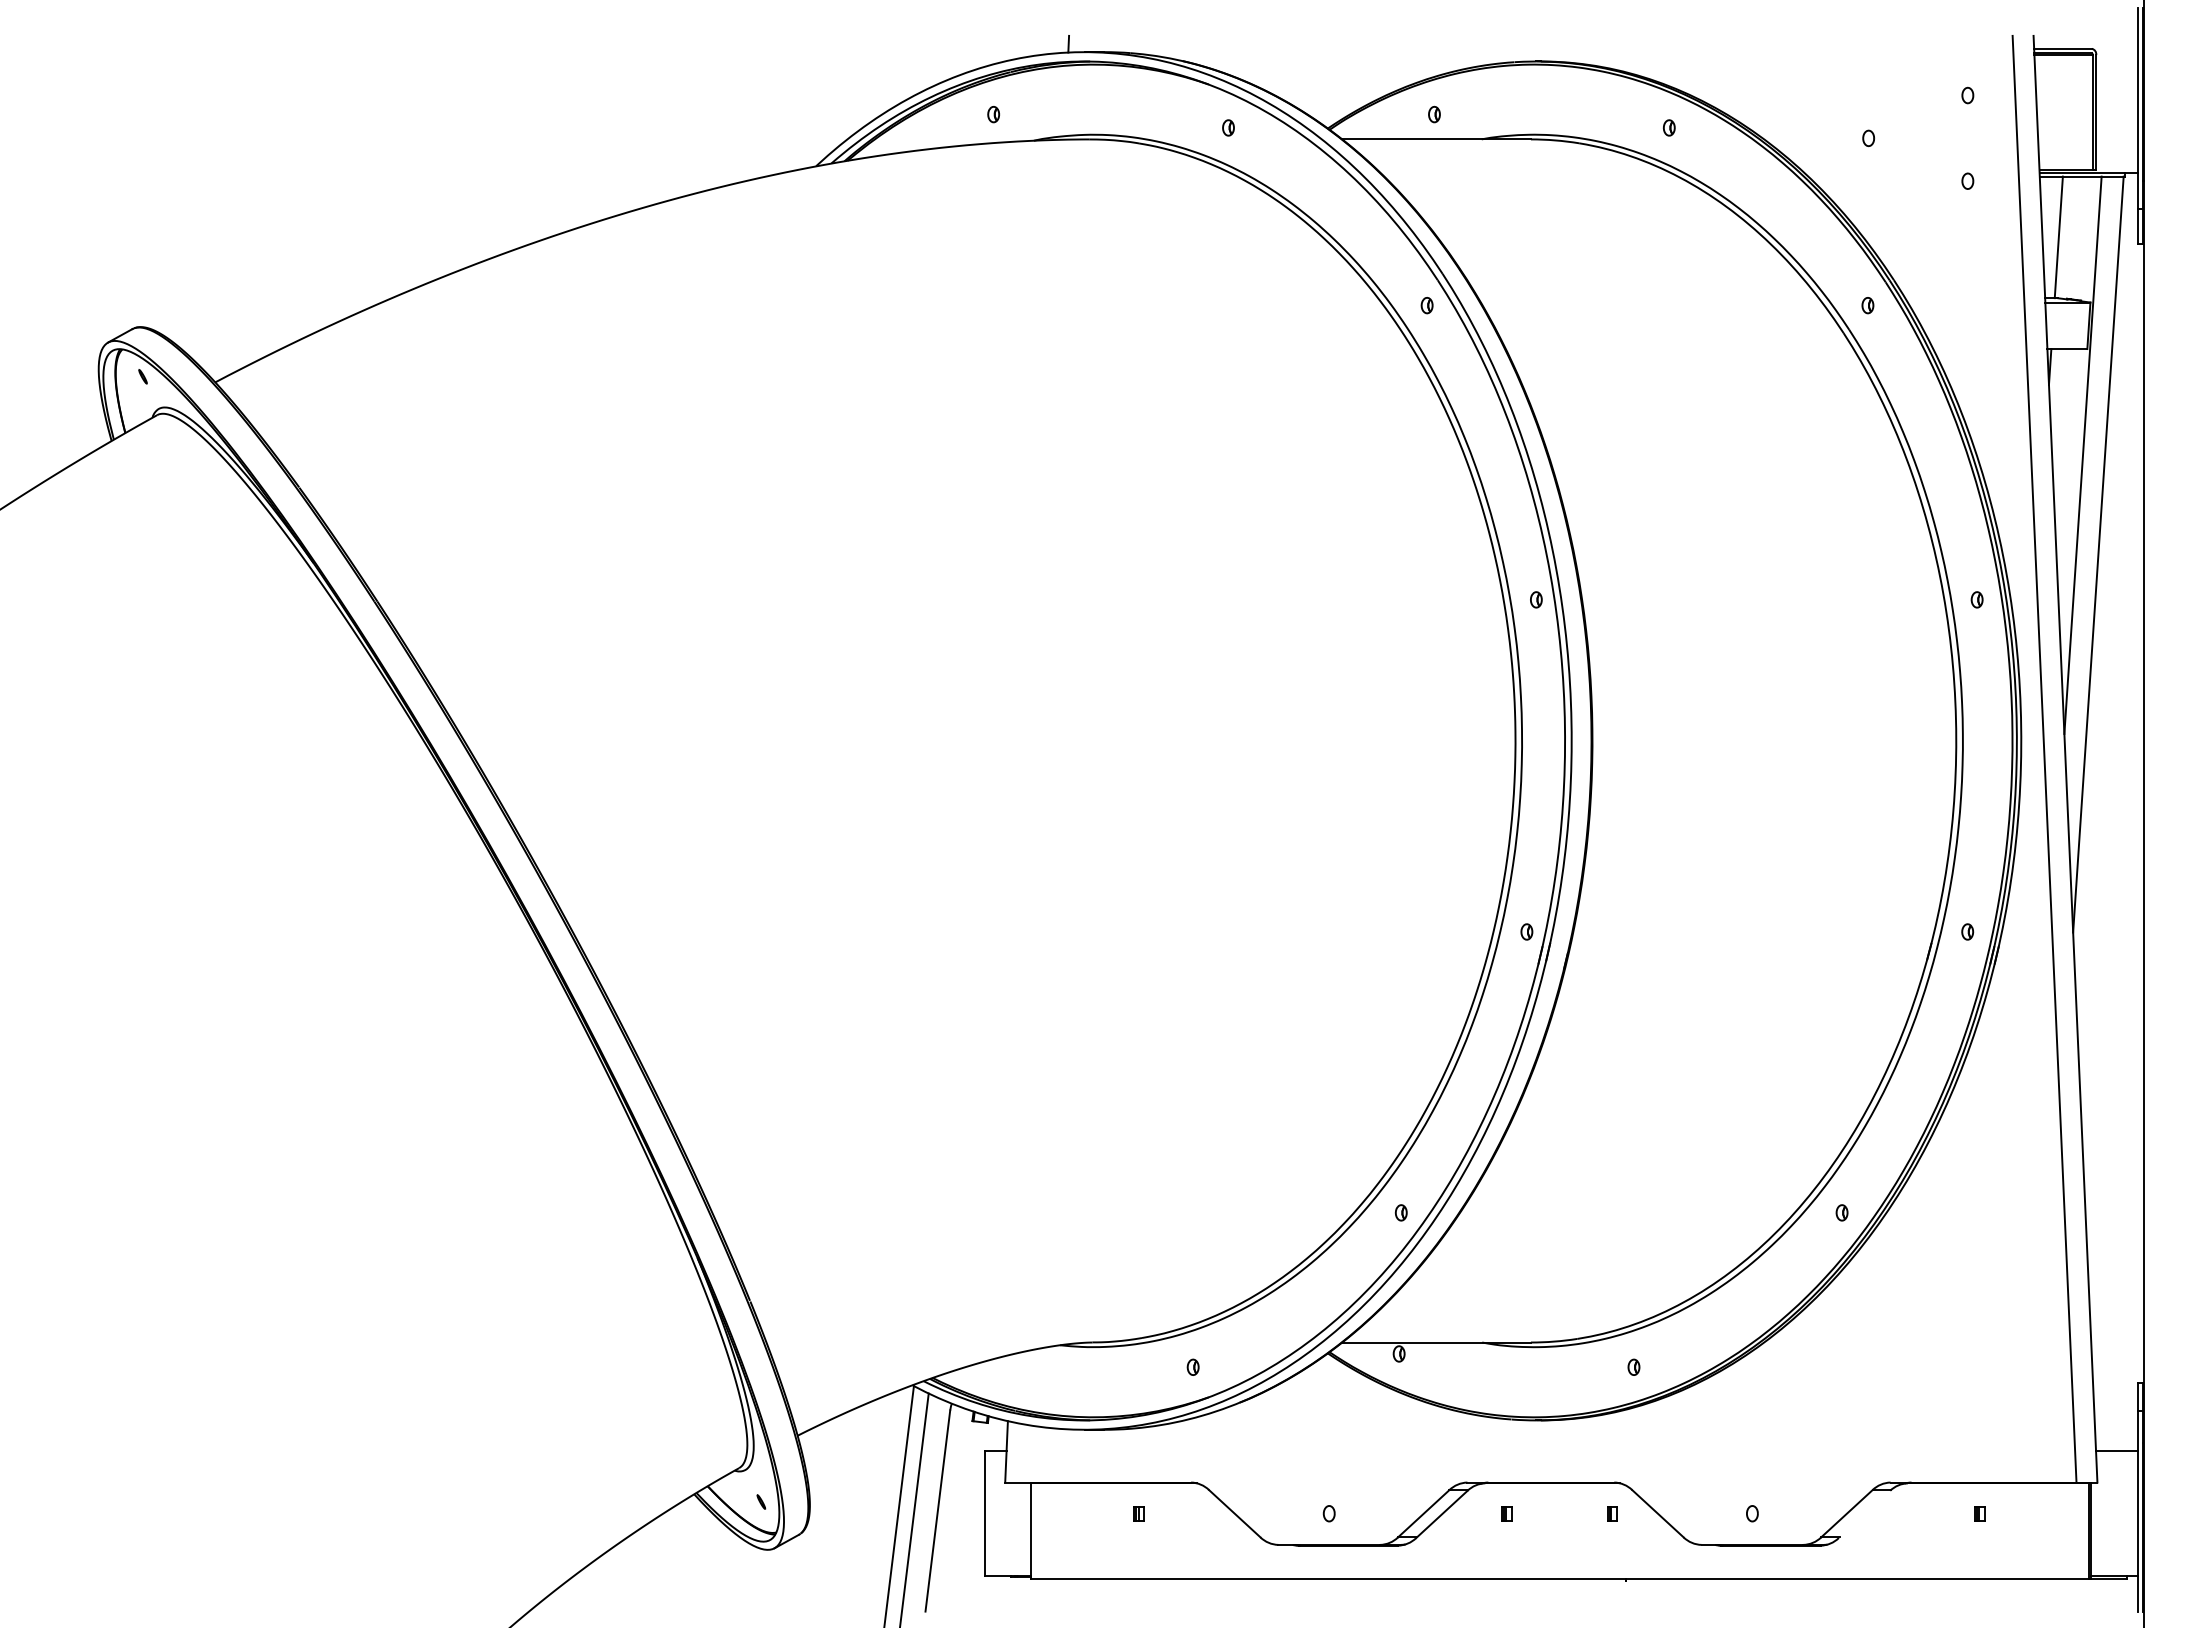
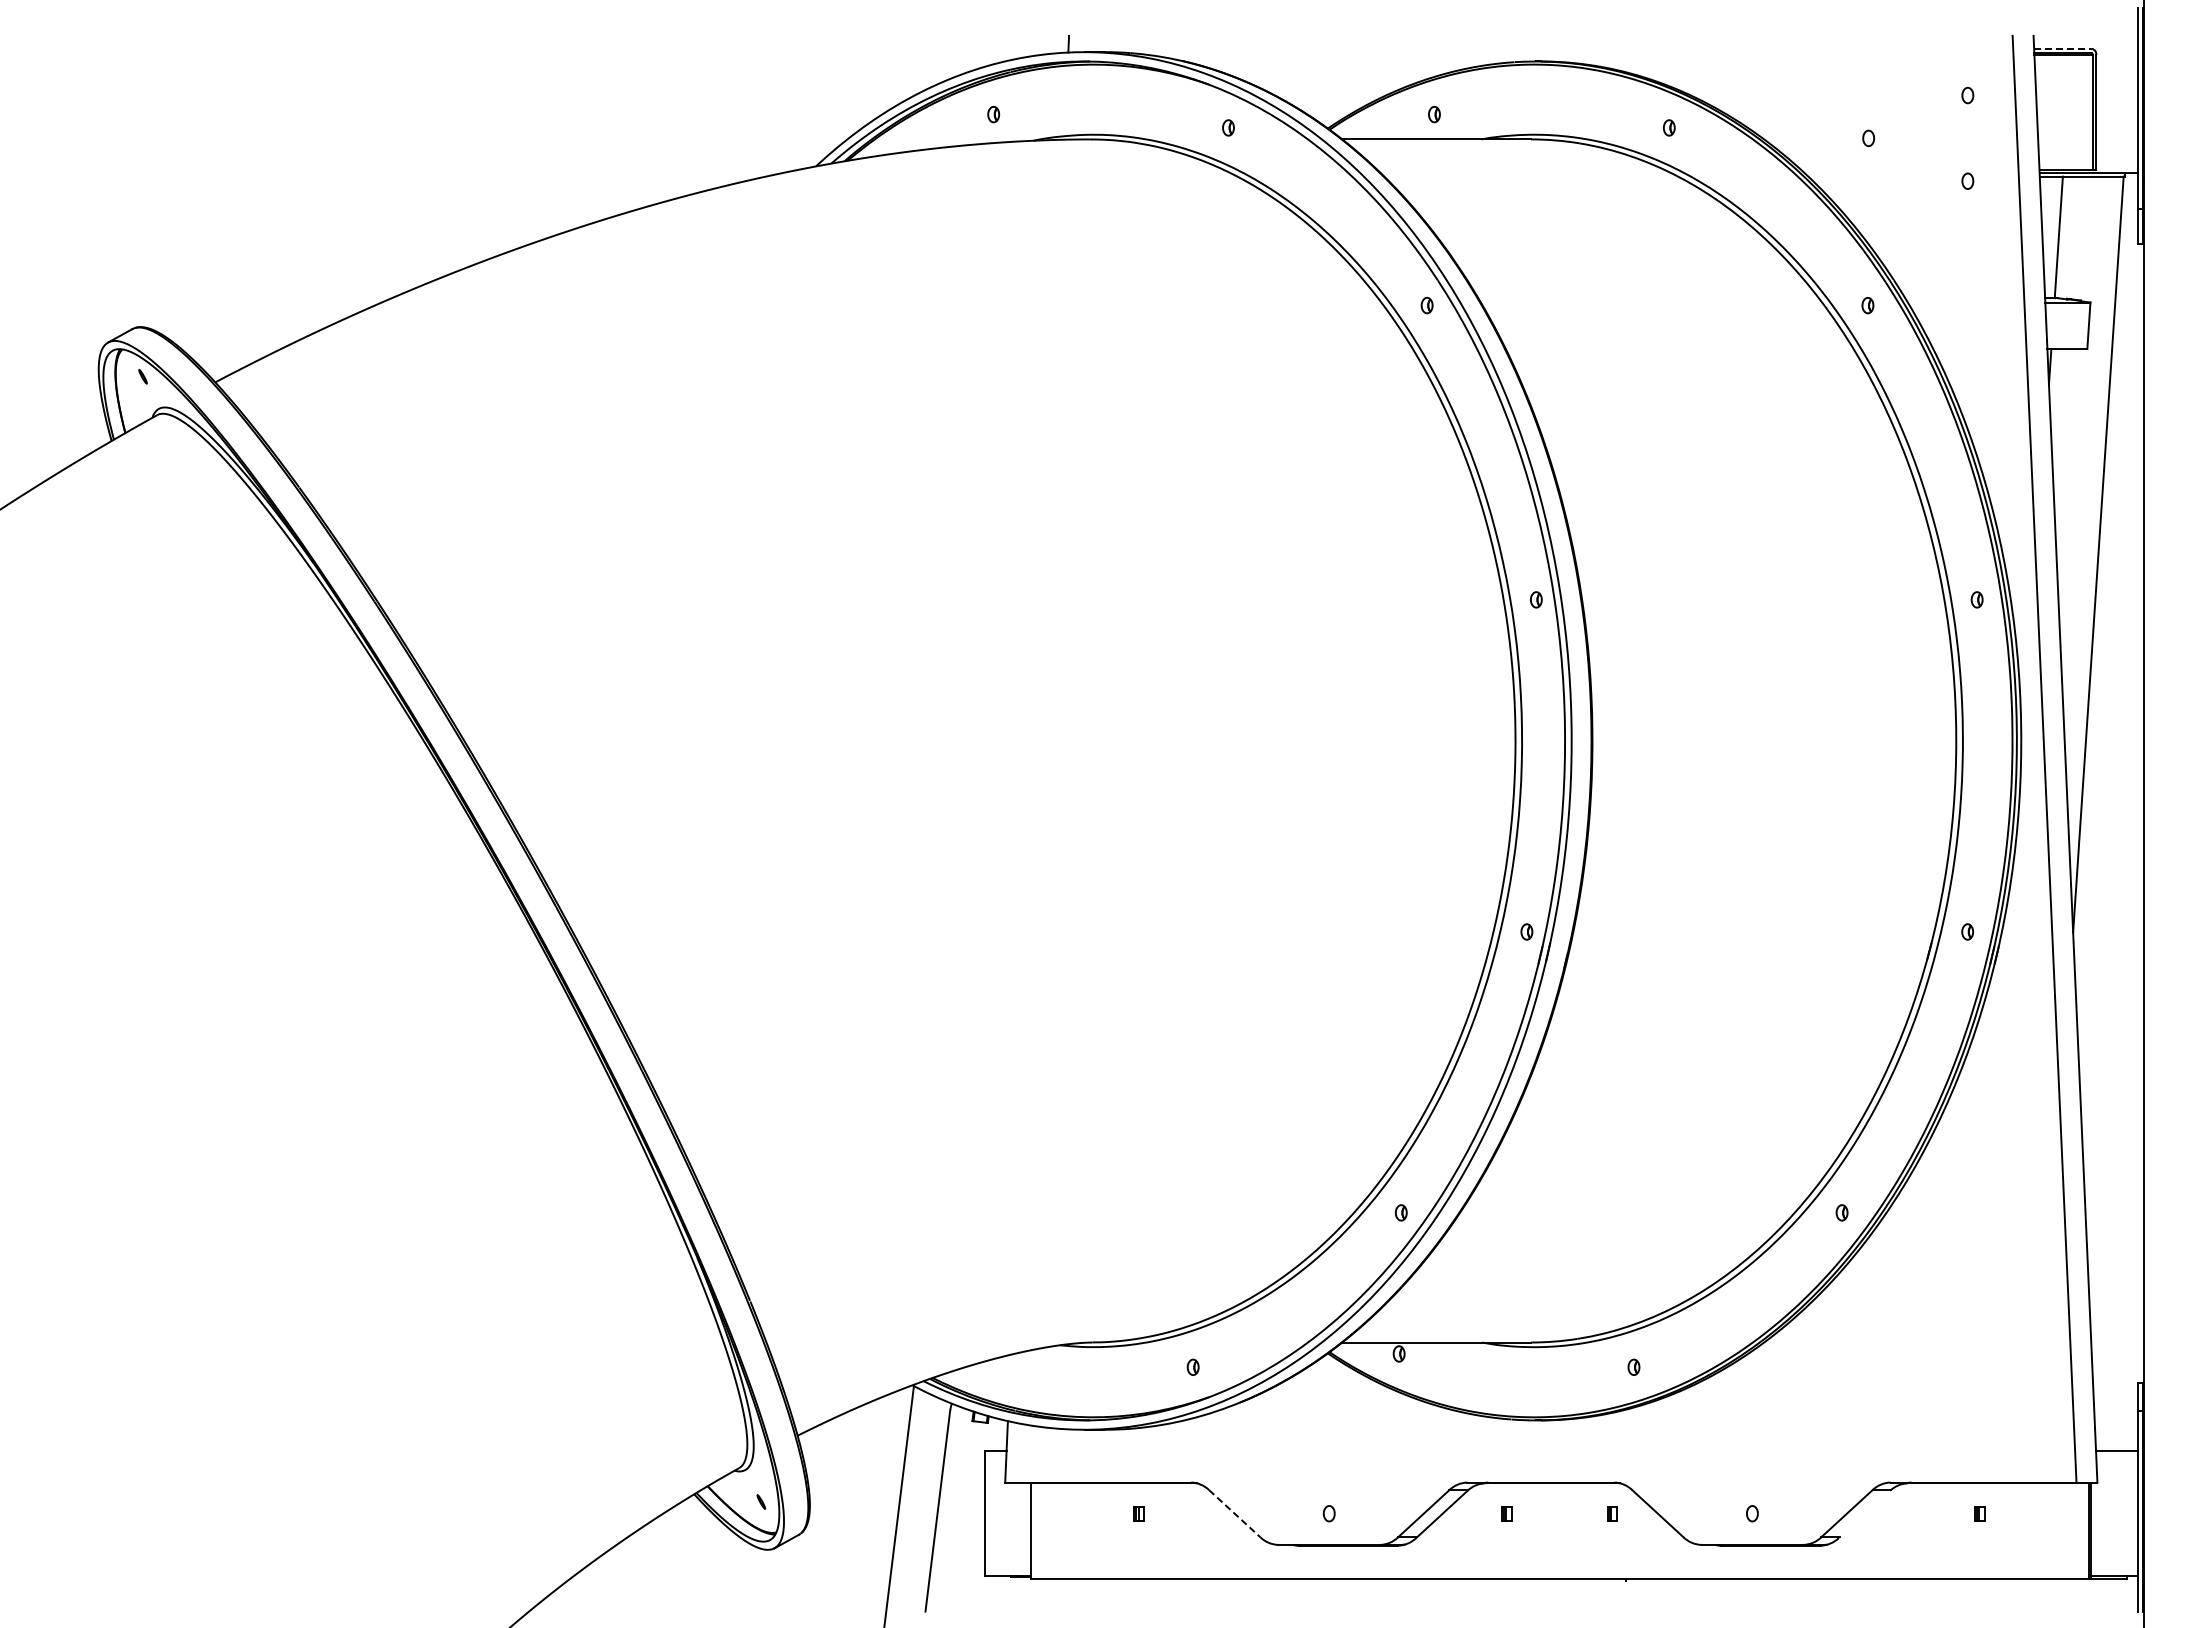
line: solid -> dashed (2062, 48)
line: present -> none (2082, 454)
line: present -> none (914, 1508)
line: solid -> dashed (1234, 1513)
